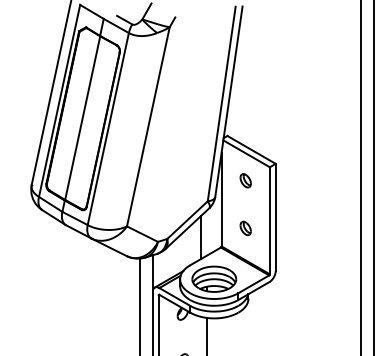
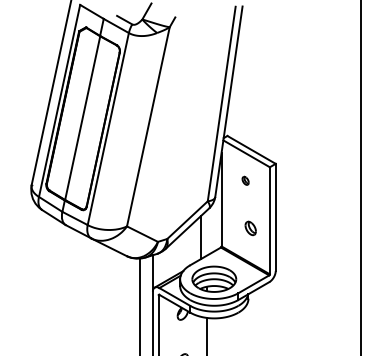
line: present -> none (373, 177)
part size: 13x16 px -> 9x11 px (245, 180)
part position: (245, 228) -> (250, 228) (250, 228)
